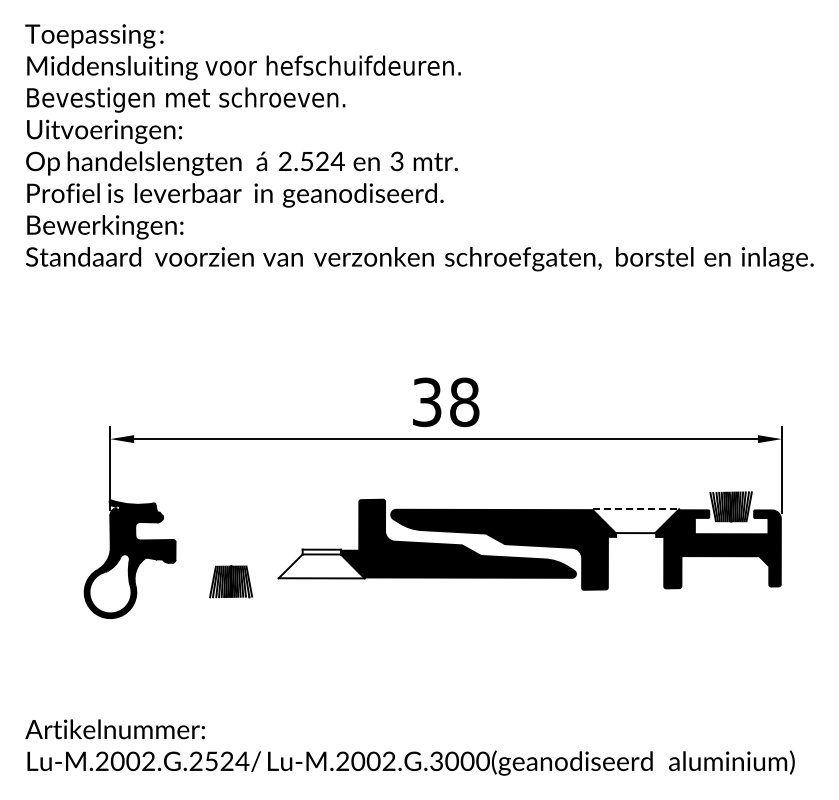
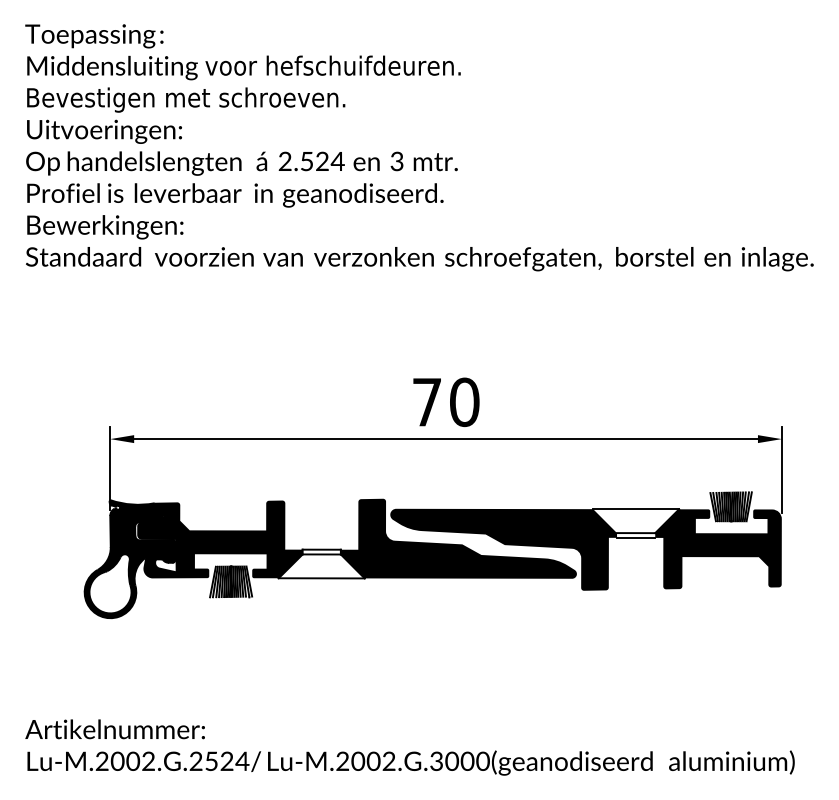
text: 38 -> 70 (446, 402)
line: dashed -> solid (636, 509)
line: none -> present (636, 537)
fill: none -> present (219, 539)
